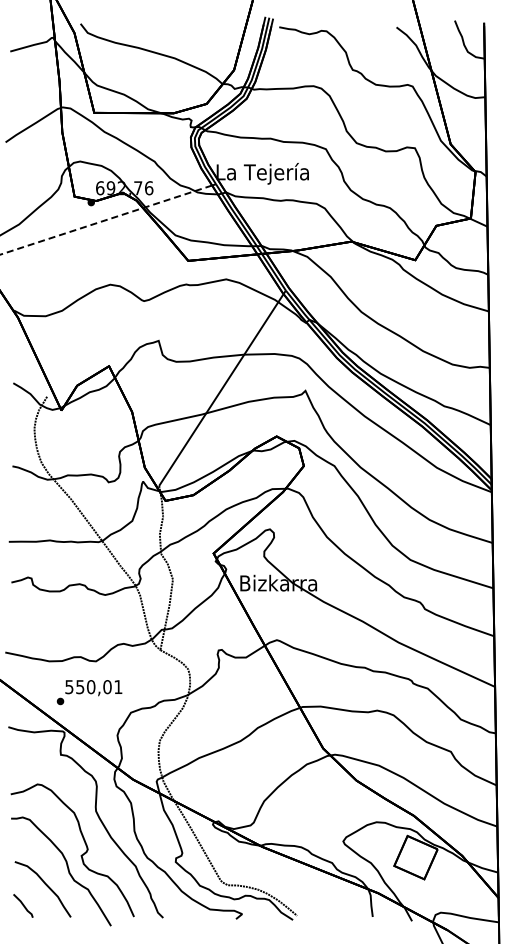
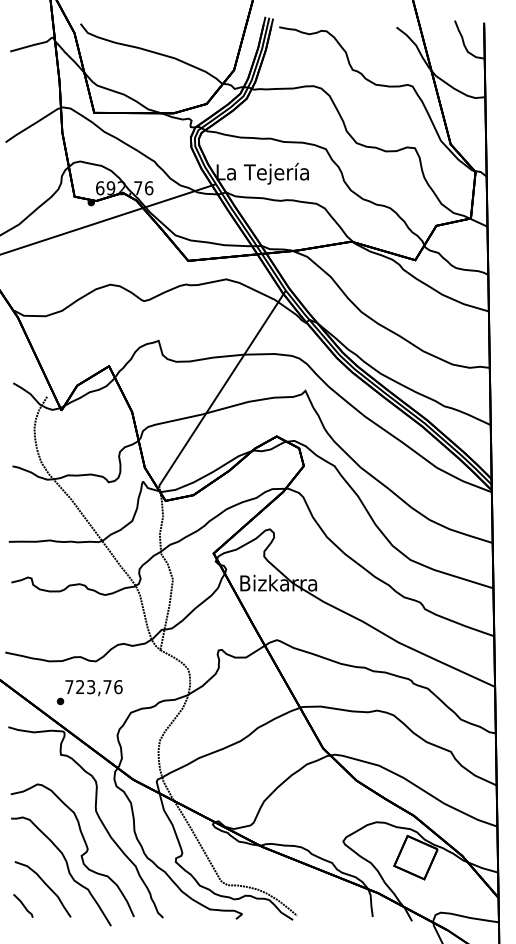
line: dashed -> solid (105, 220)
text: 550,01 -> 723,76 (93, 687)
